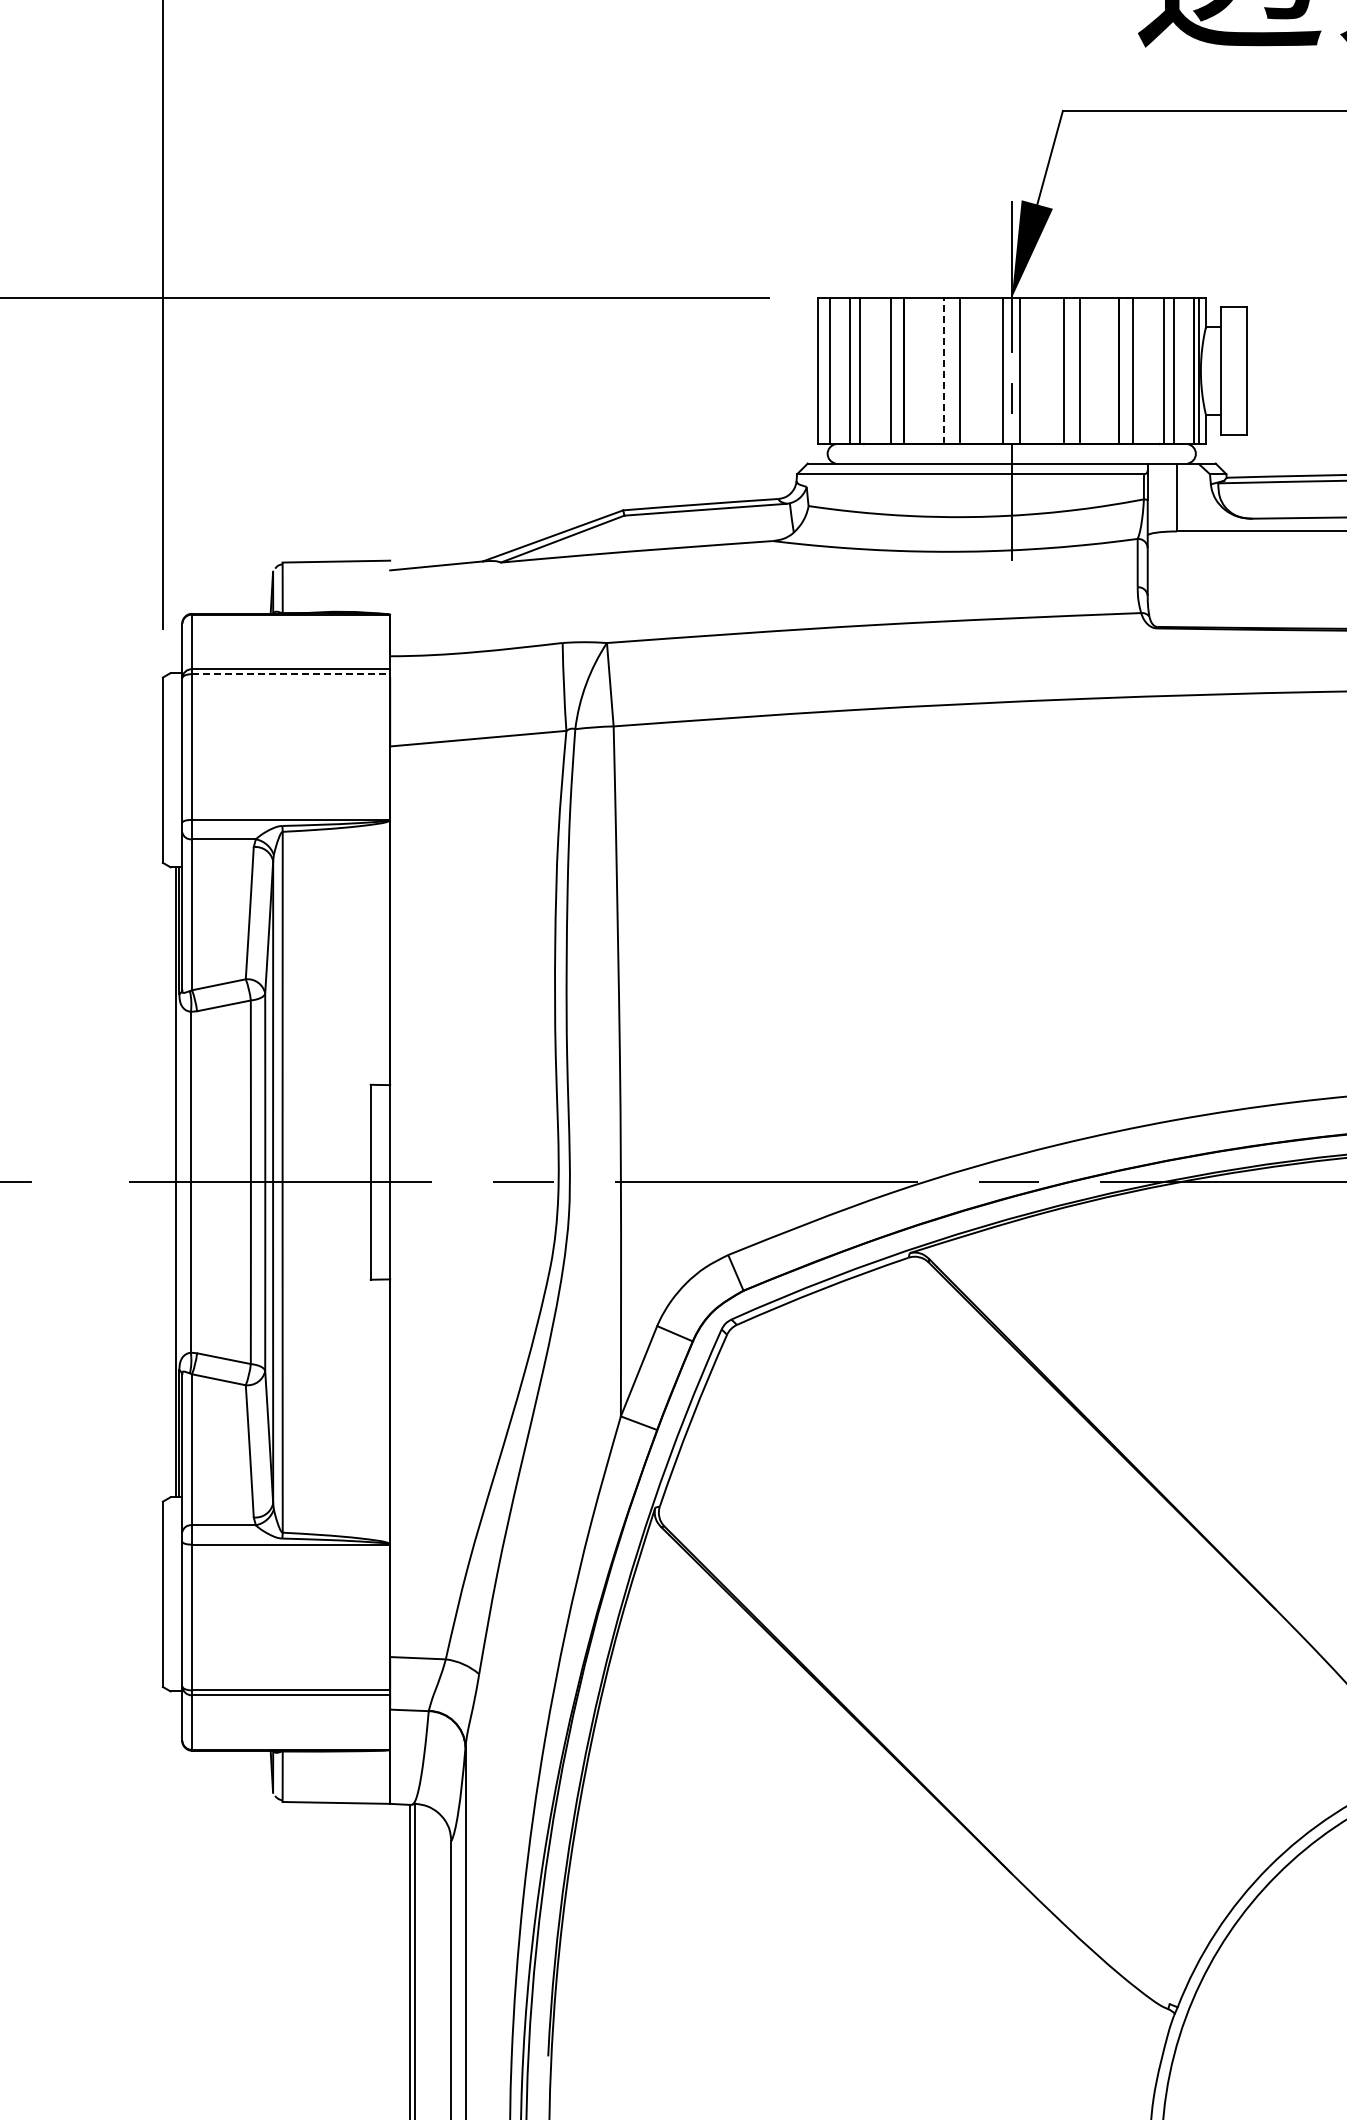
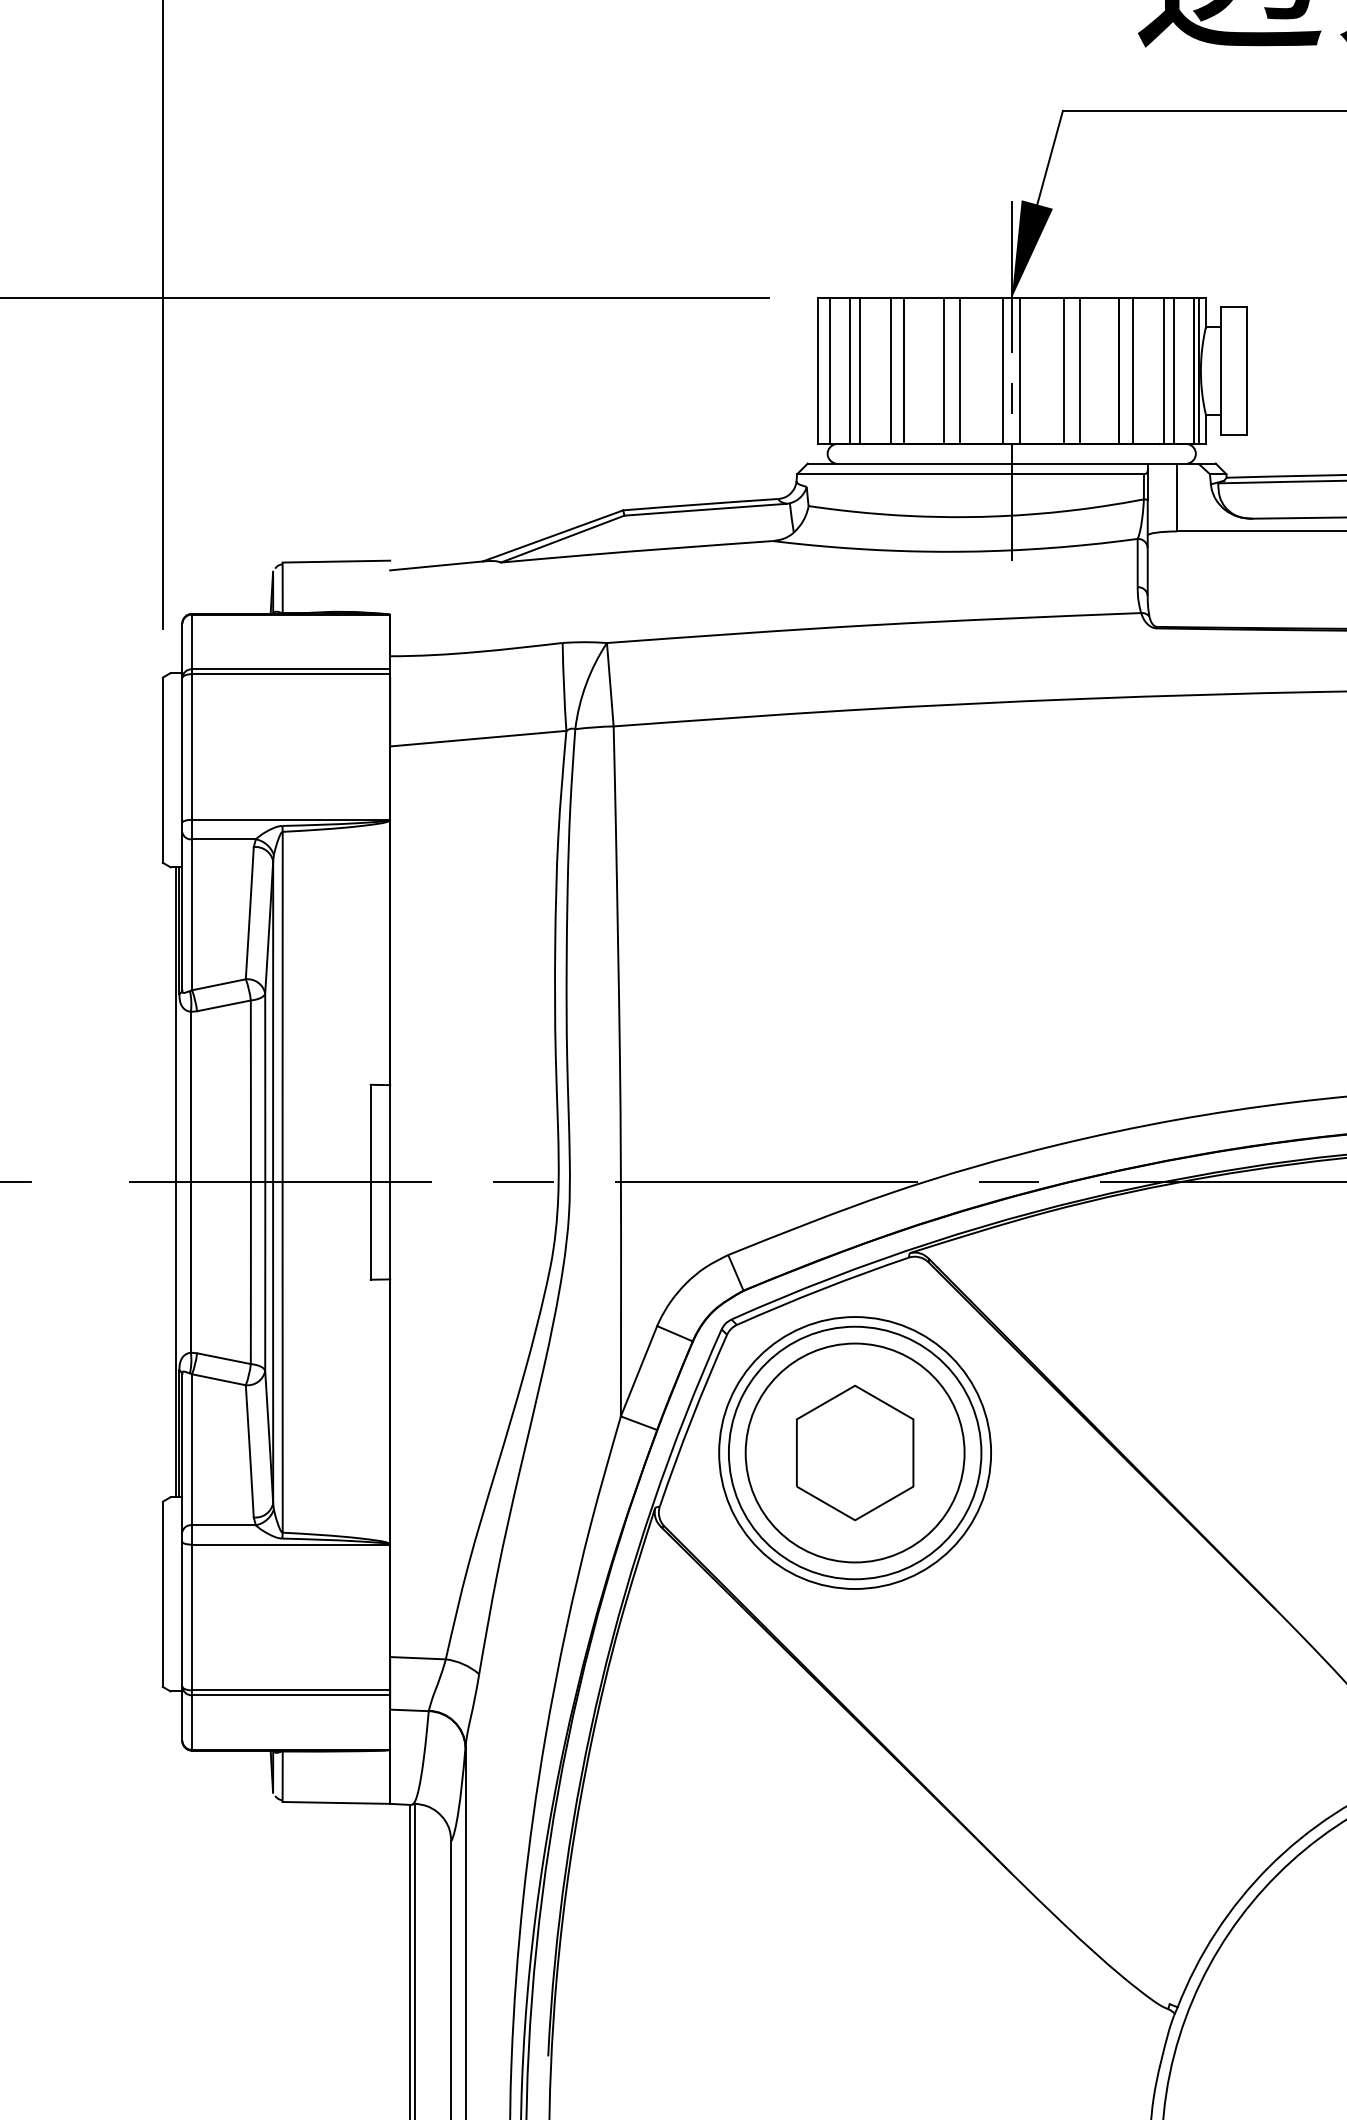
line: dashed -> solid (943, 371)
line: dashed -> solid (291, 674)
part: none -> present (854, 1452)
